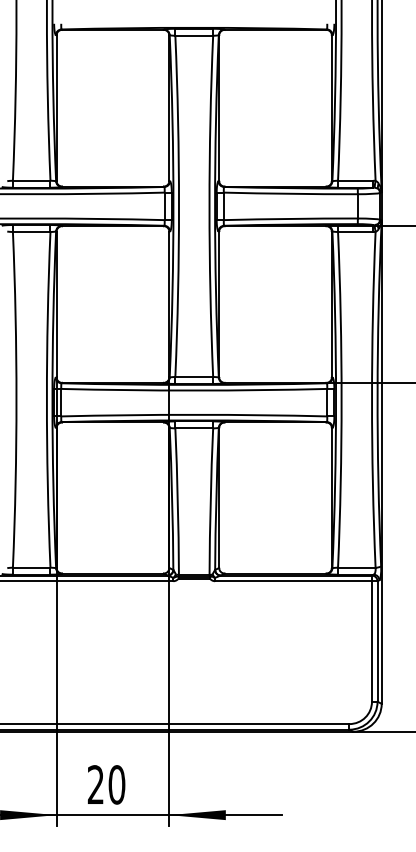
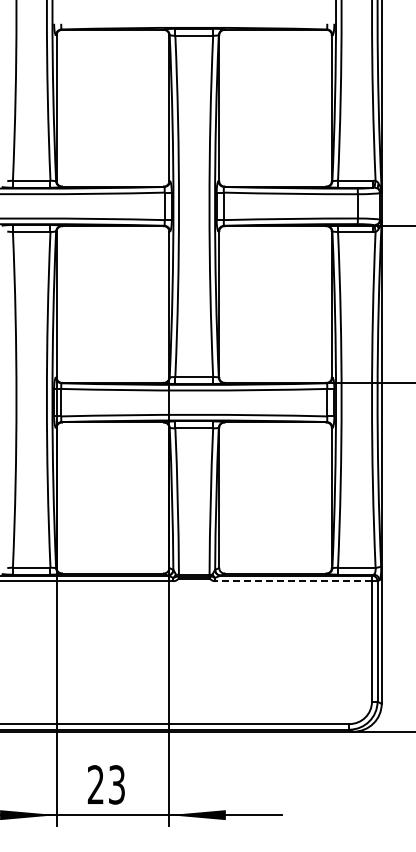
line: solid -> dashed (293, 581)
text: 20 -> 23 (116, 784)
